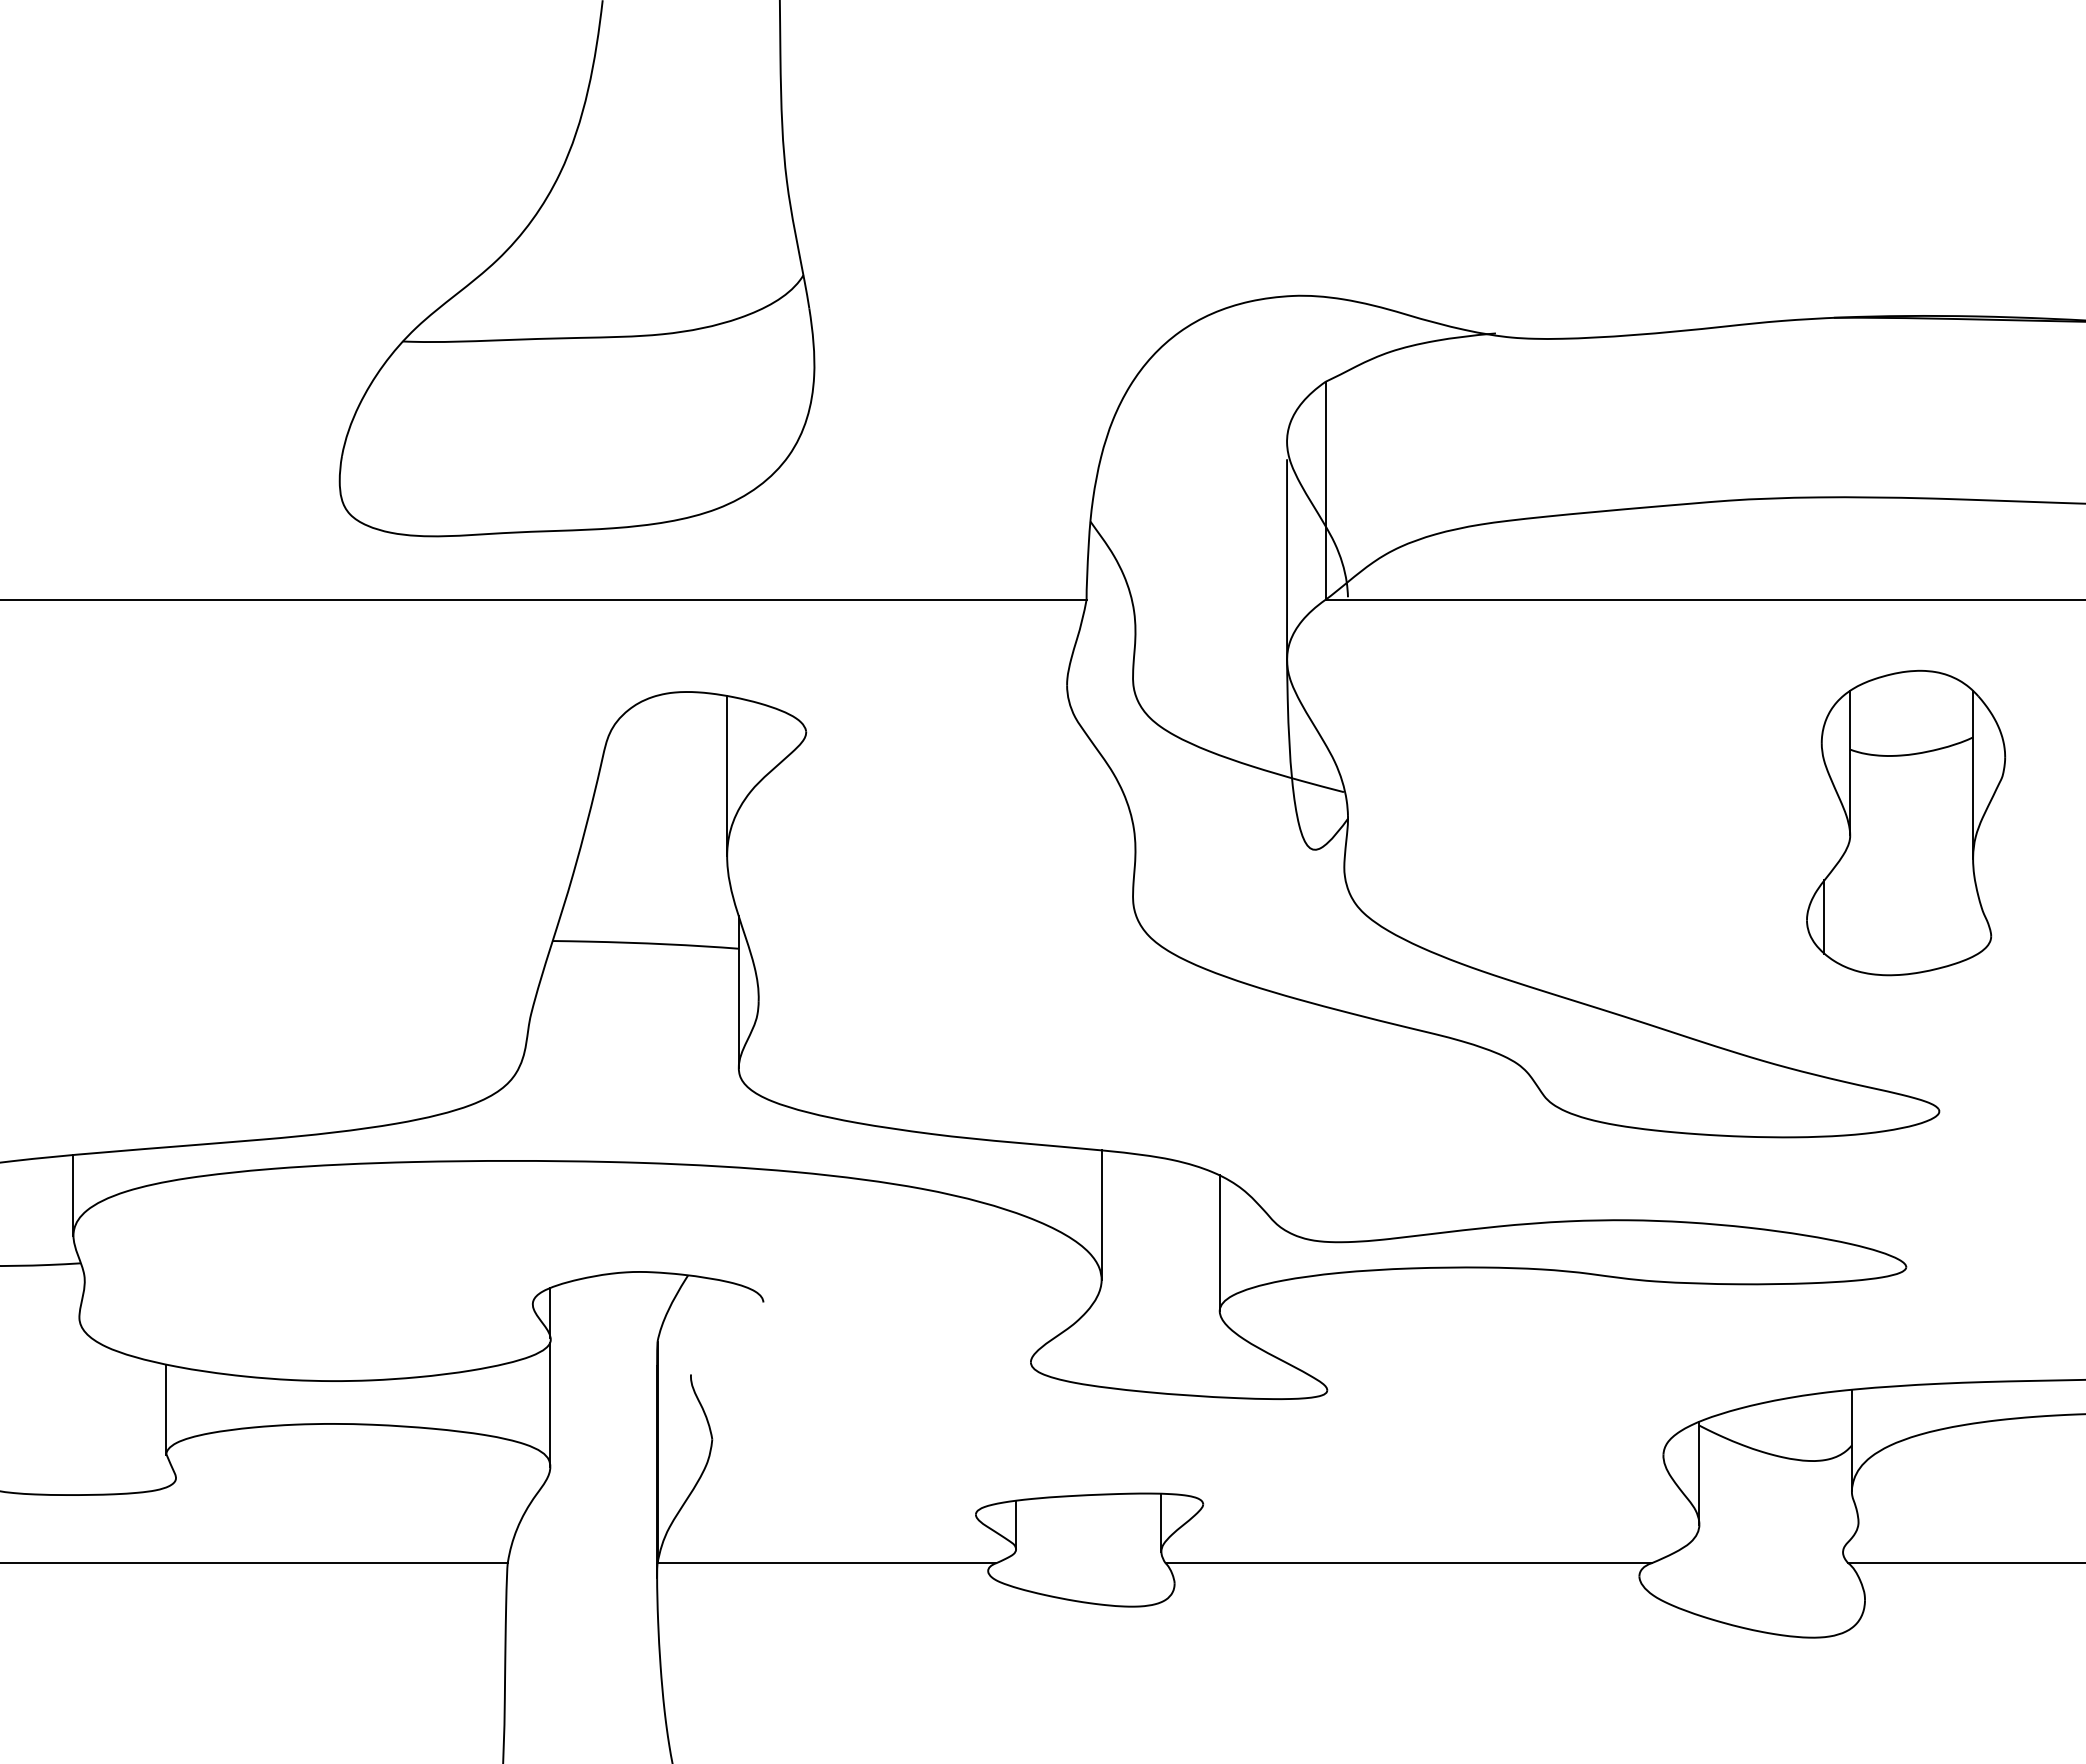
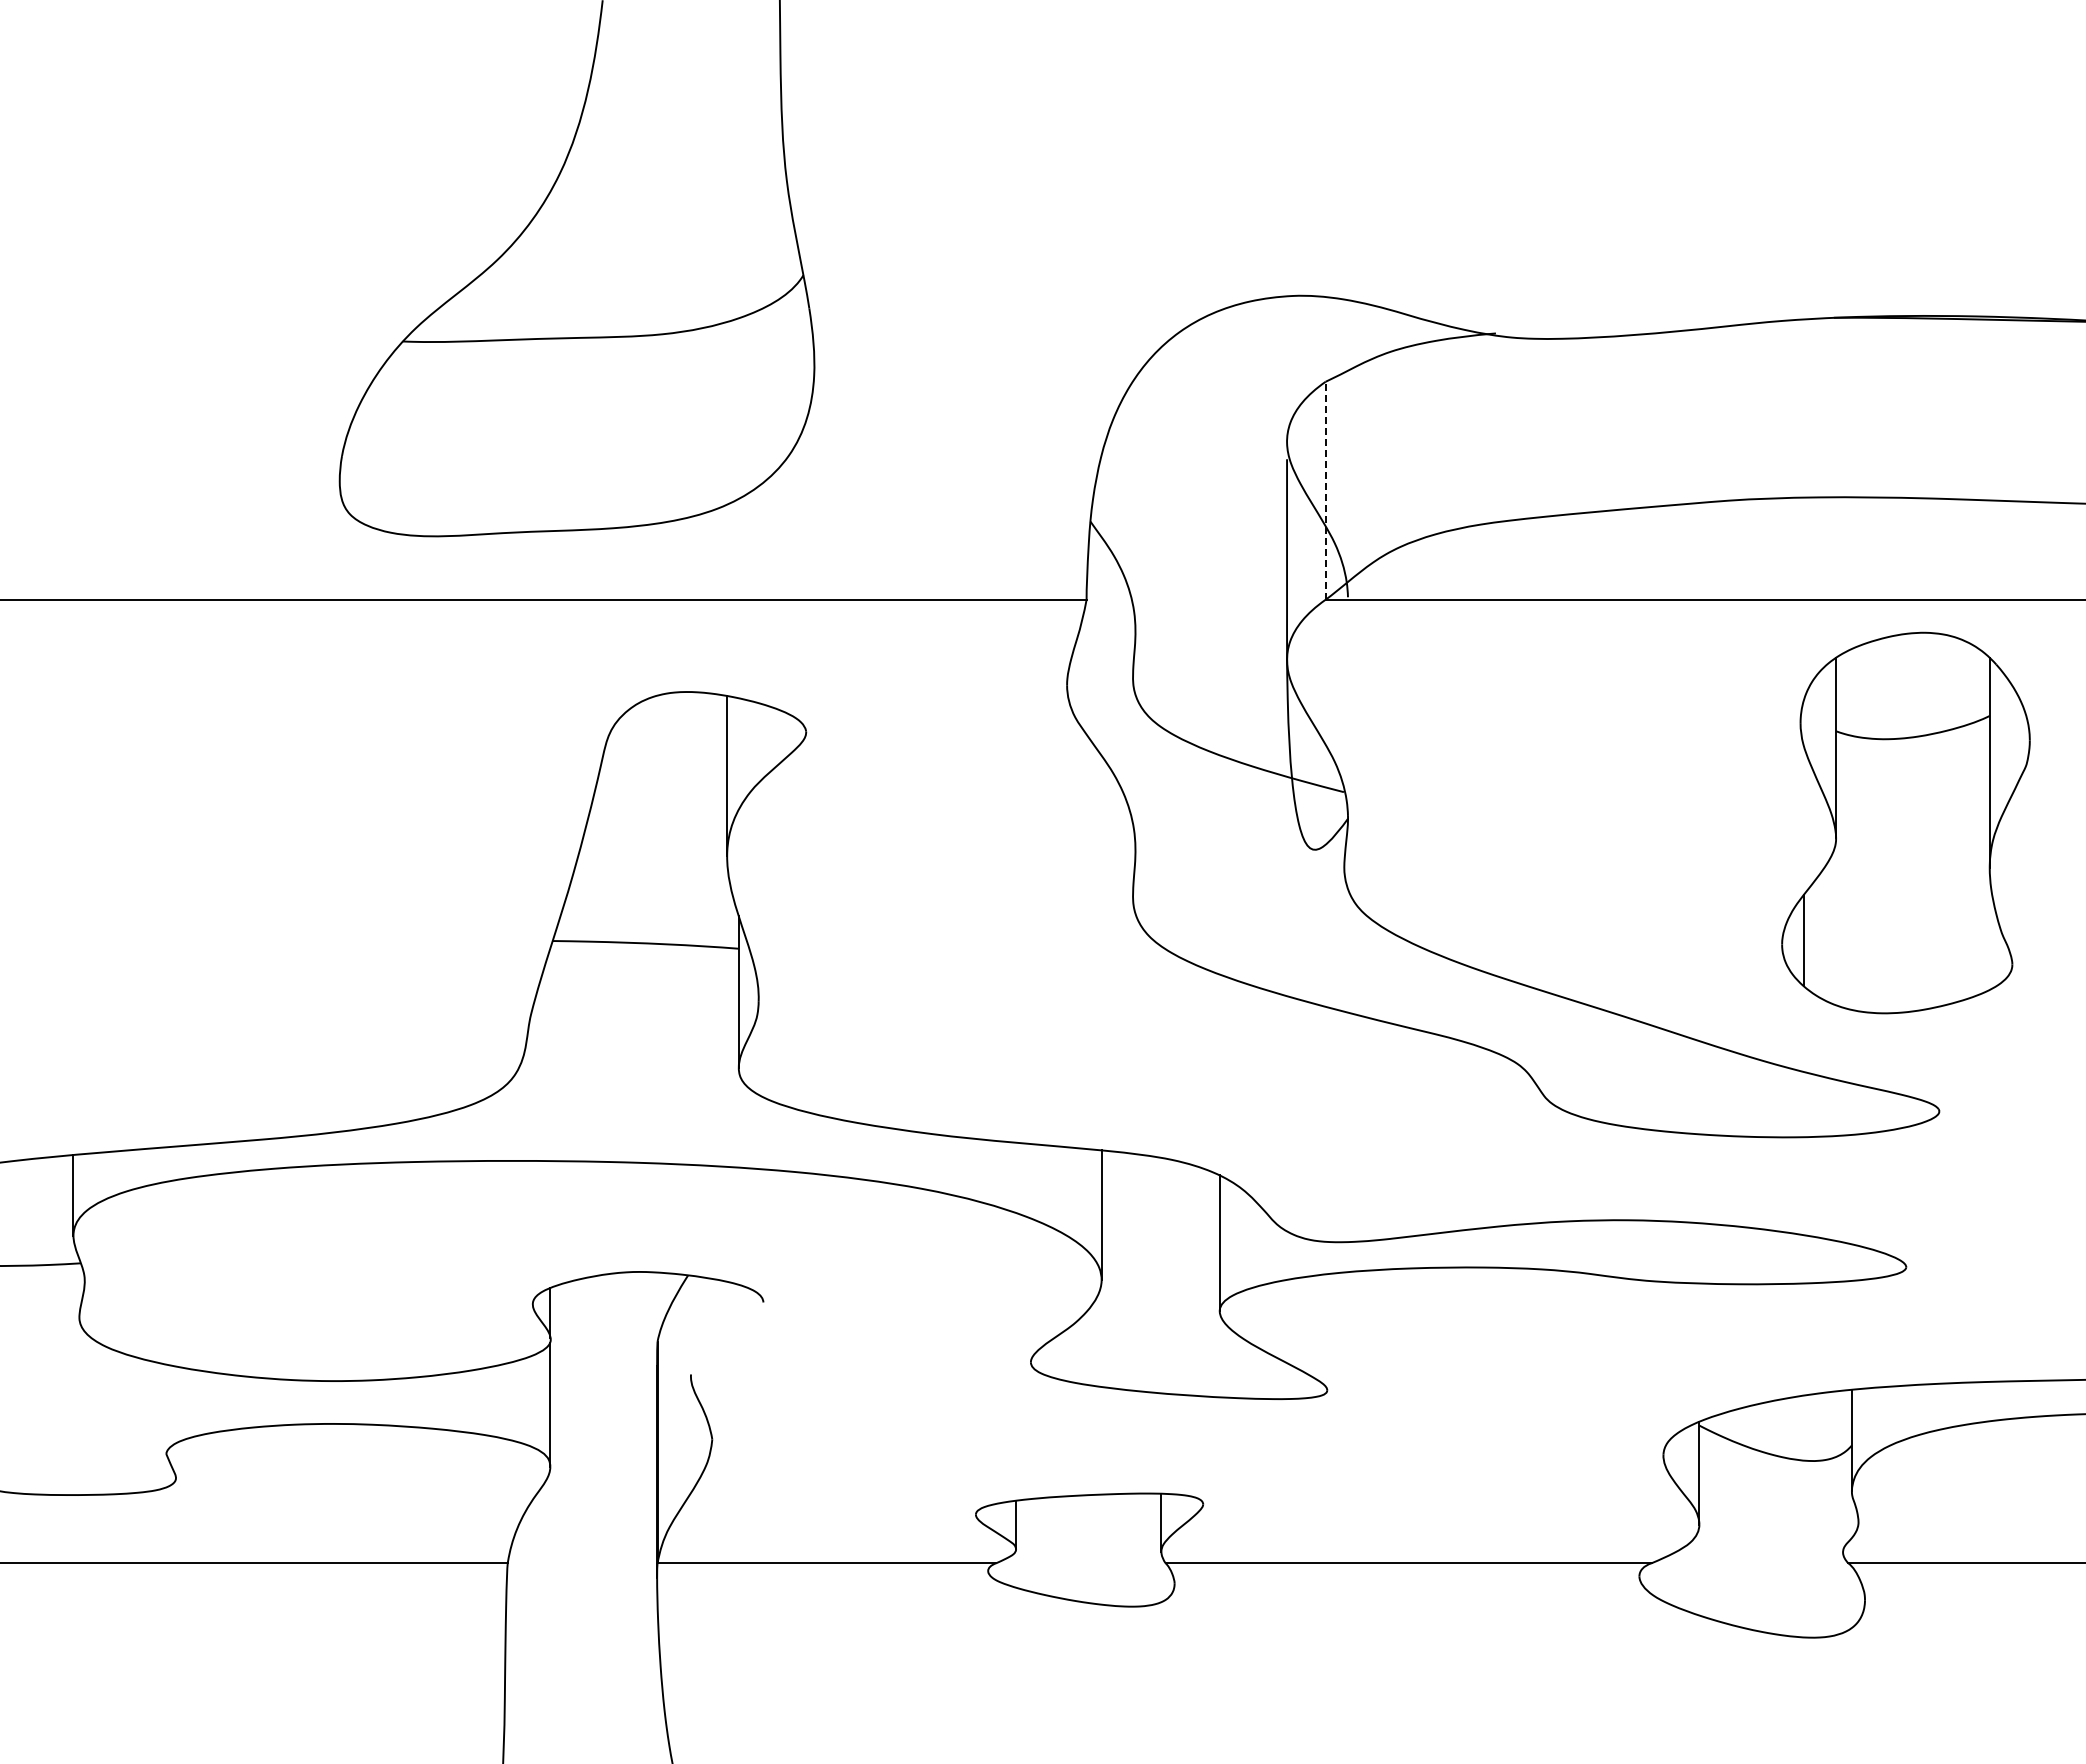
line: solid -> dashed (1325, 490)
part size: 201x308 px -> 250x384 px (1905, 822)
line: present -> none (166, 1409)
